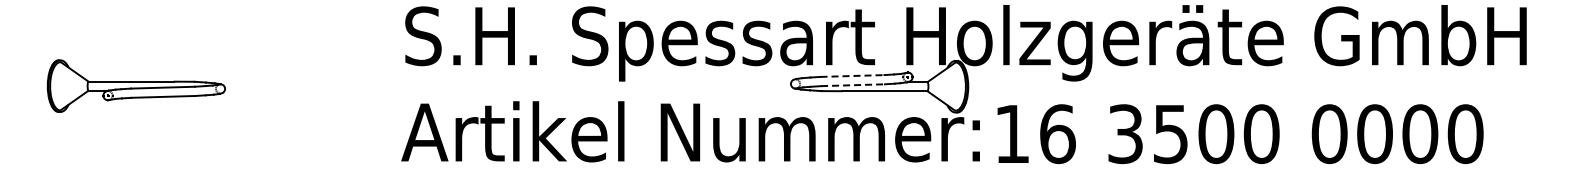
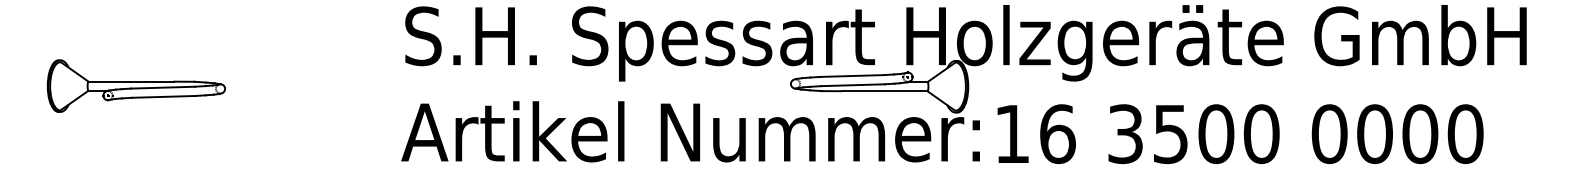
line: dashed -> solid (852, 76)
line: dashed -> solid (853, 85)
